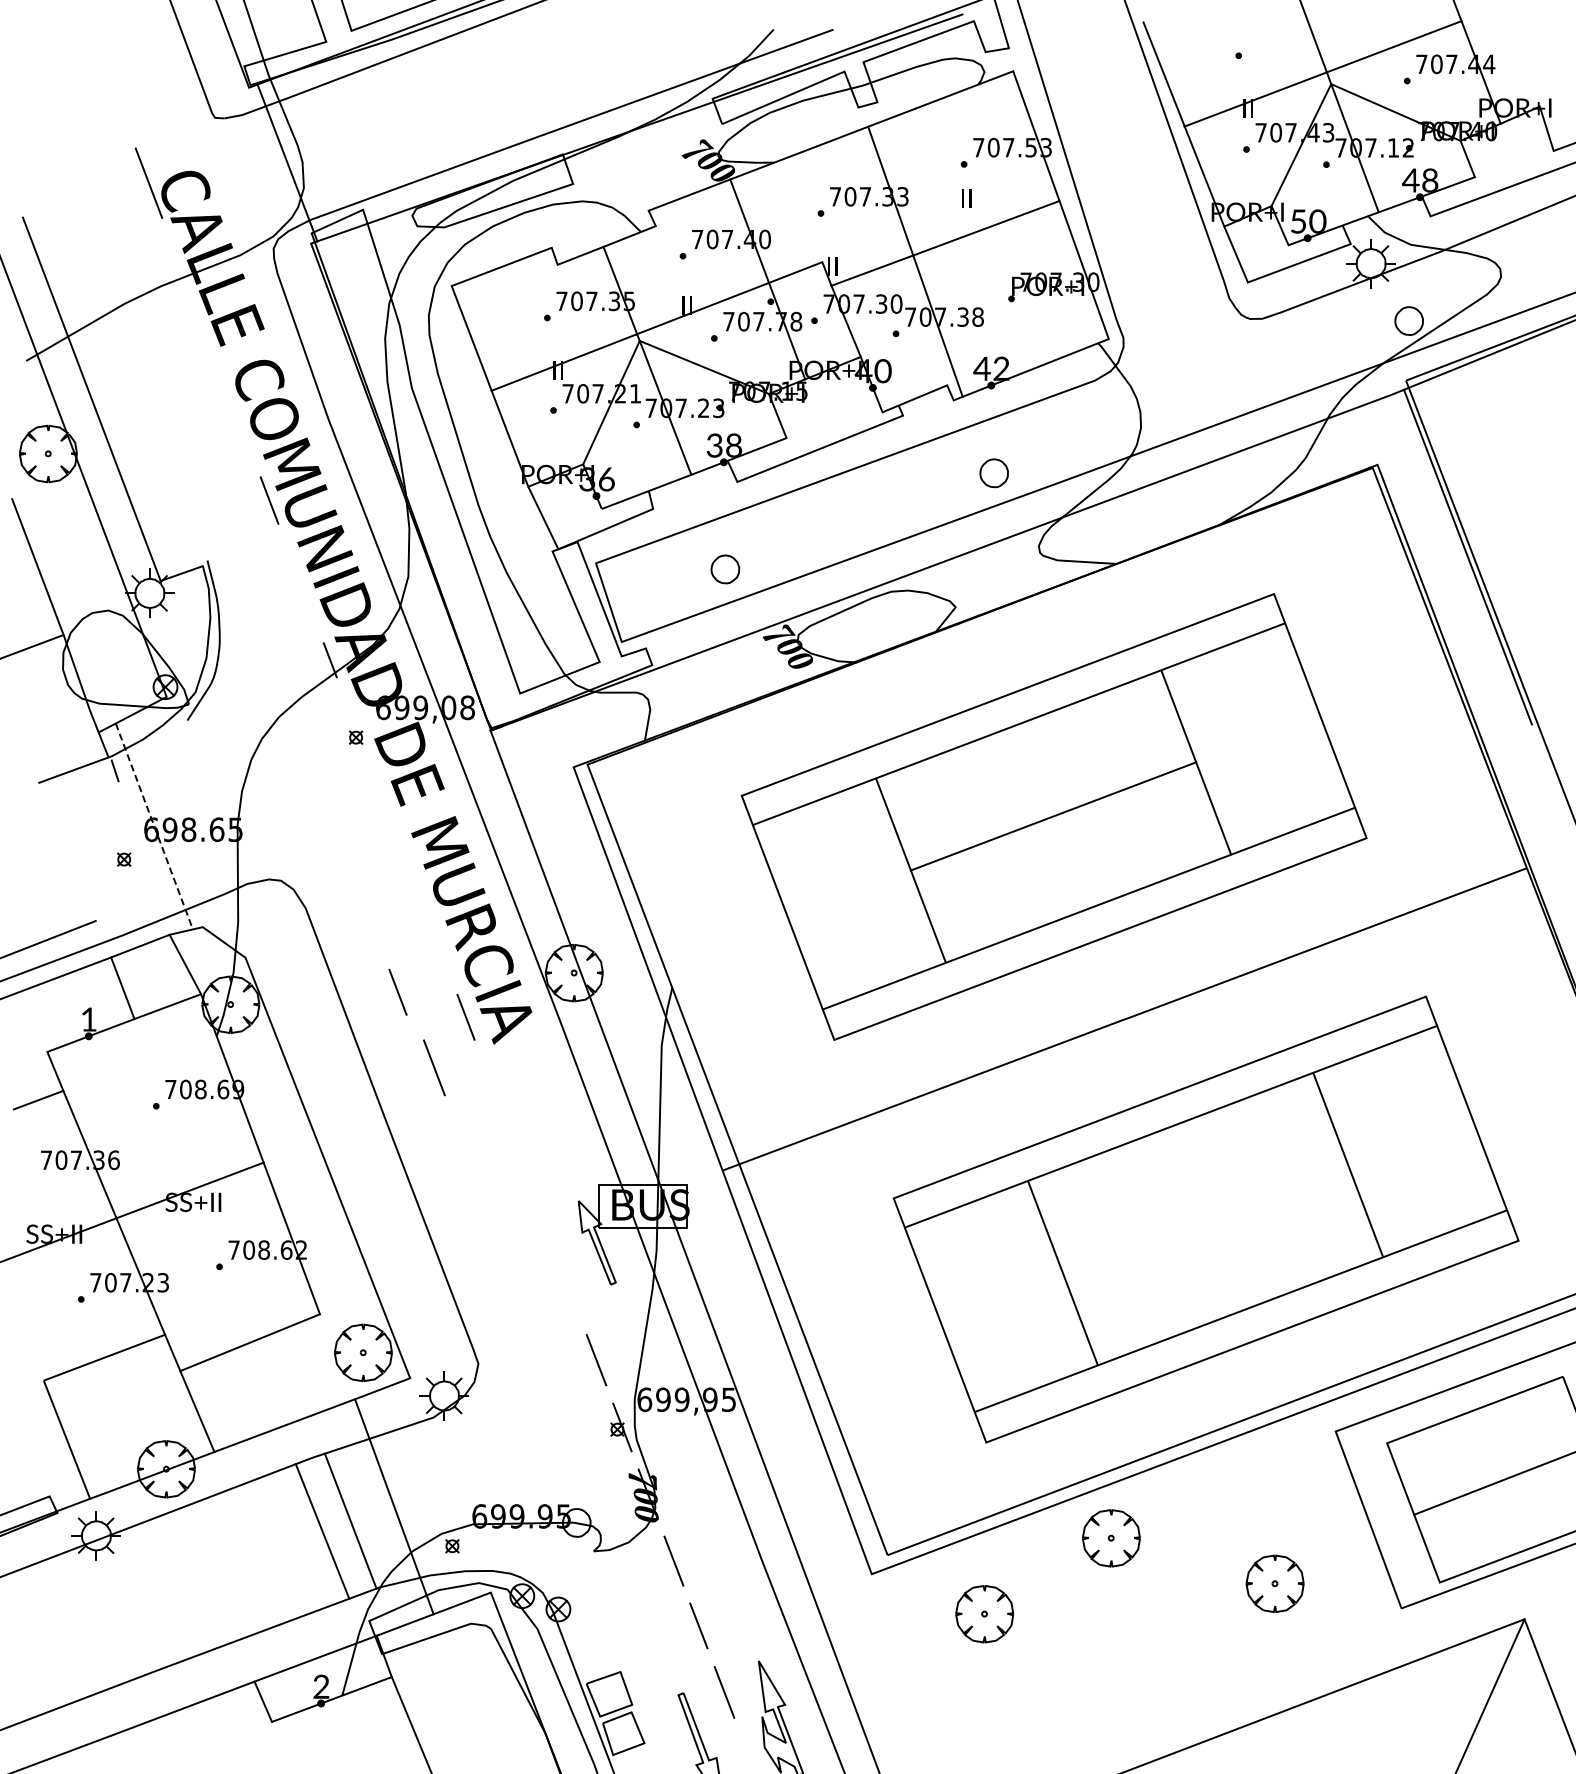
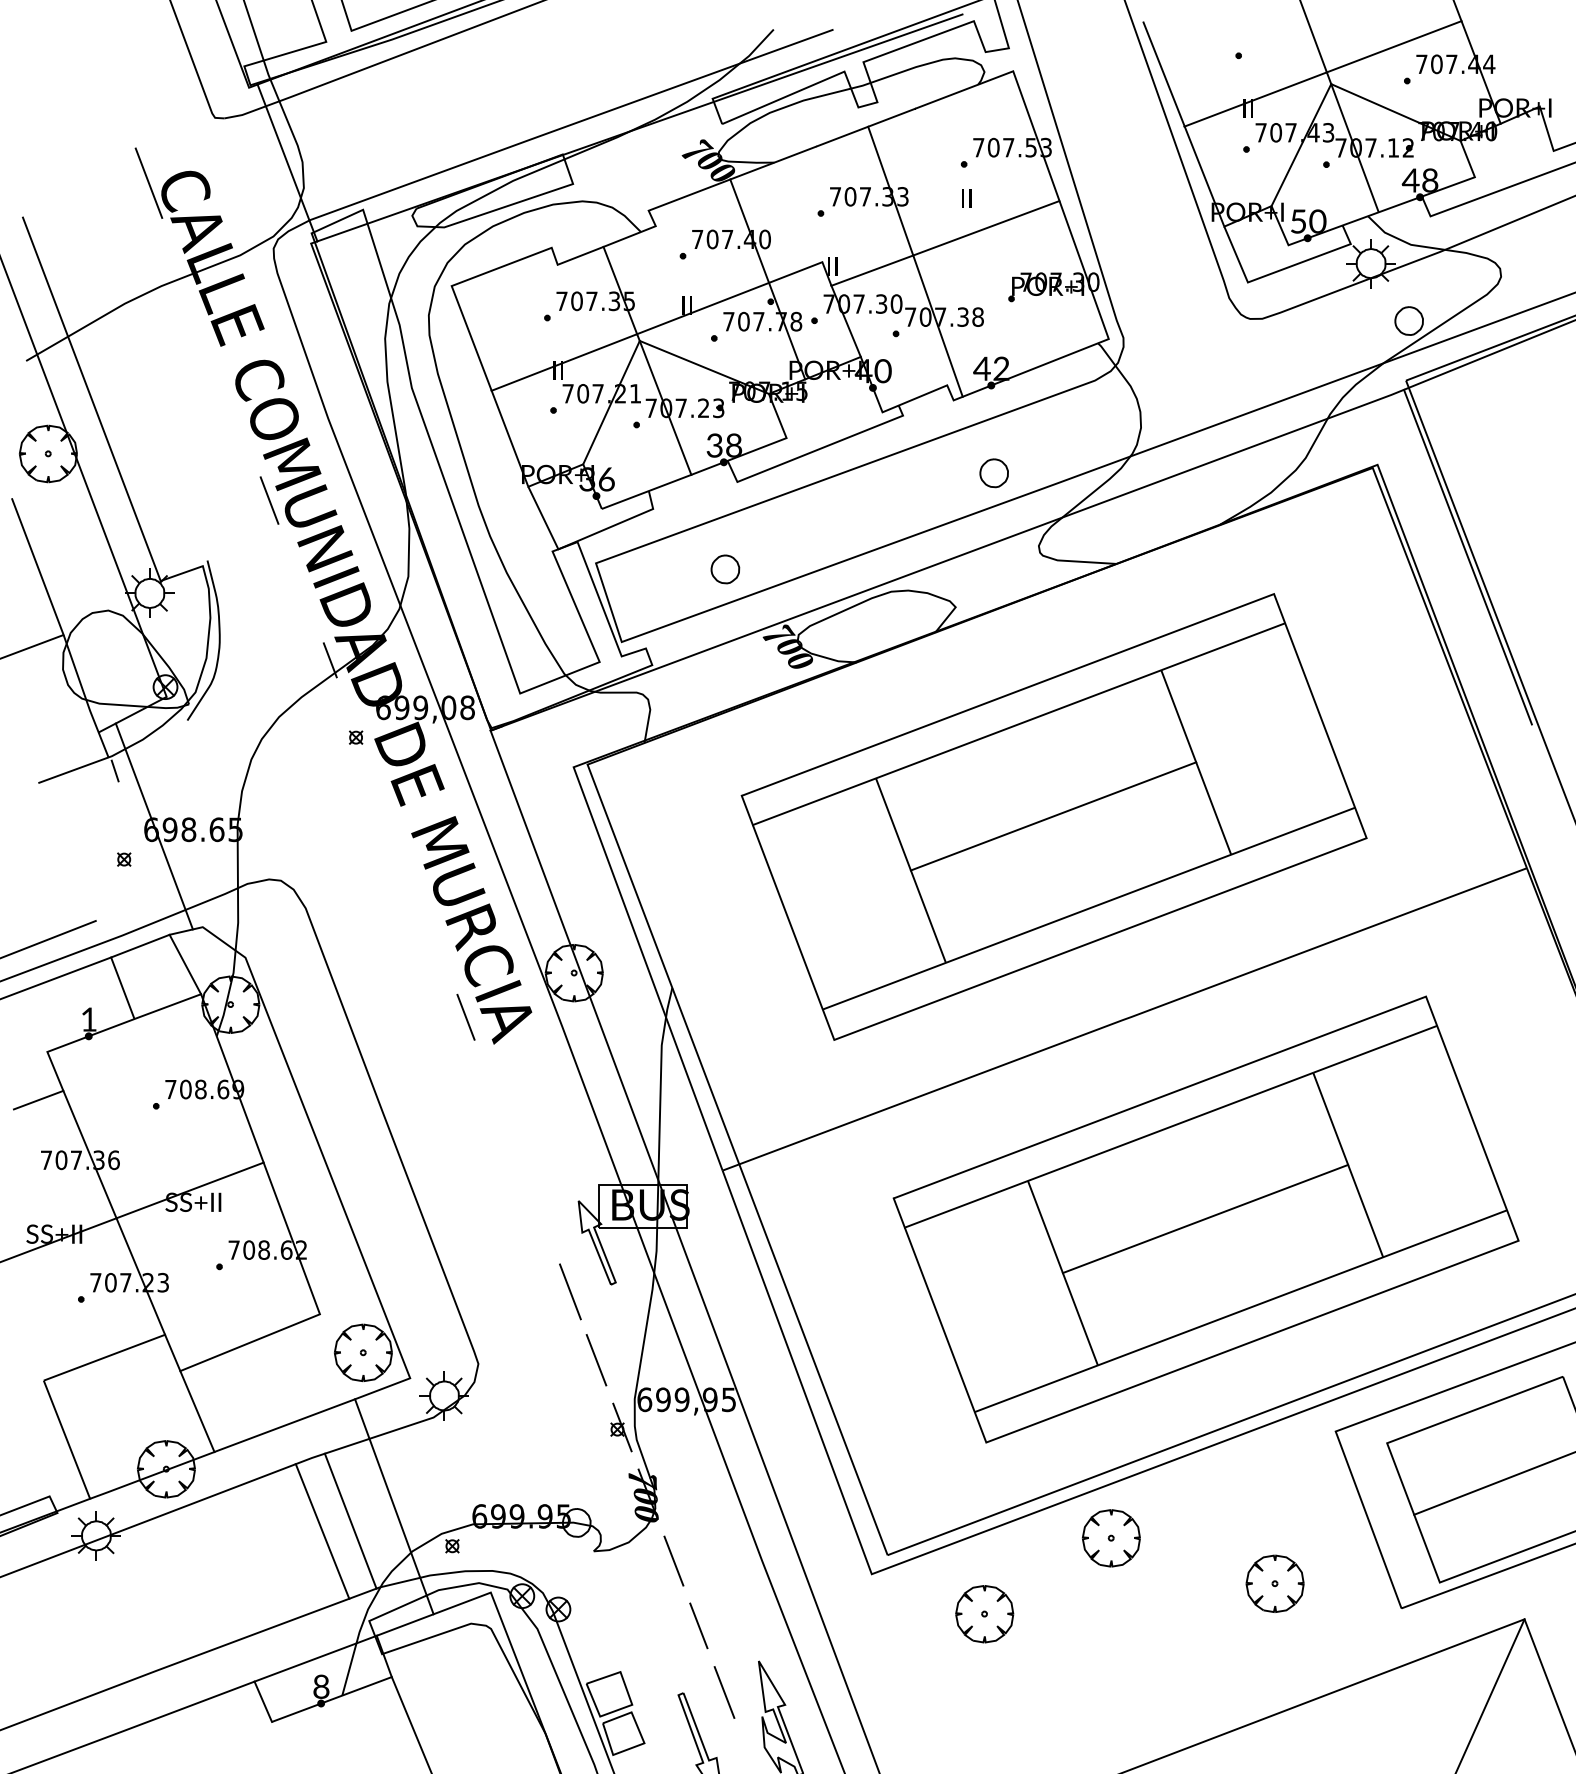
line: dashed -> solid (154, 826)
line: present -> none (397, 991)
line position: (434, 1067) -> (570, 1291) (570, 1291)
line: none -> present (1205, 1218)
text: 2 -> 8 (321, 1687)
